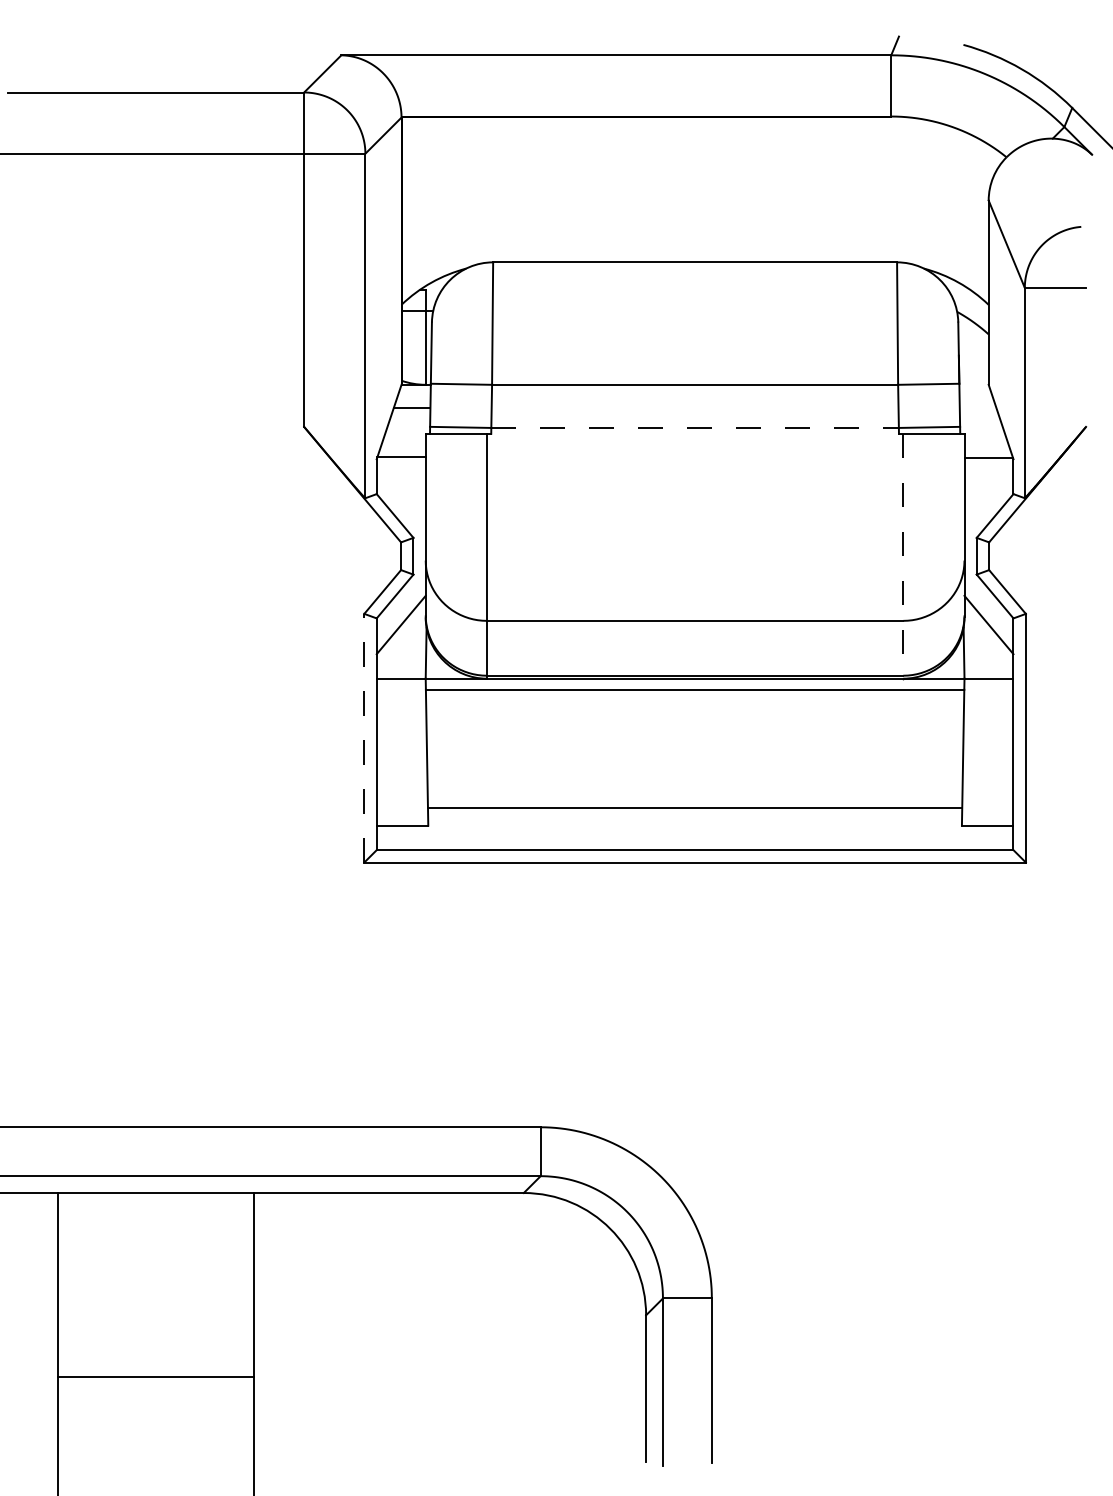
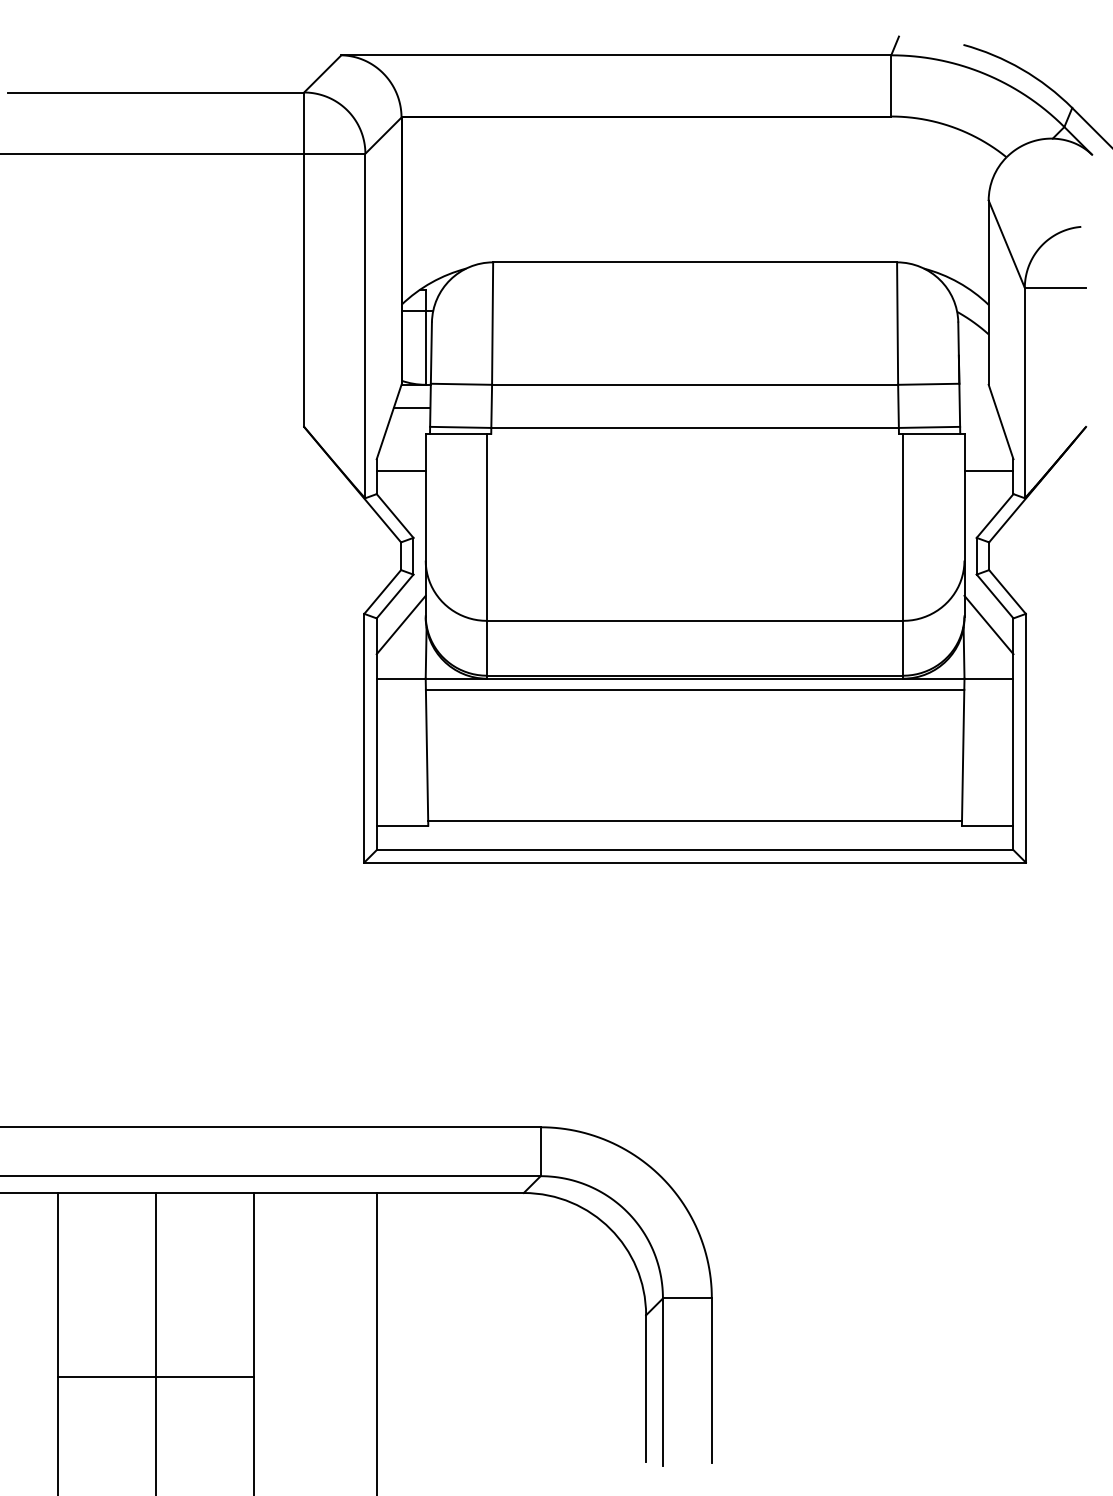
line: dashed -> solid (695, 427)
line position: (400, 456) -> (400, 470) (400, 470)
line position: (988, 457) -> (988, 470) (988, 470)
line: dashed -> solid (903, 556)
line: dashed -> solid (364, 737)
line position: (695, 807) -> (695, 820) (695, 820)
line: none -> present (156, 1342)
line: none -> present (376, 1342)
